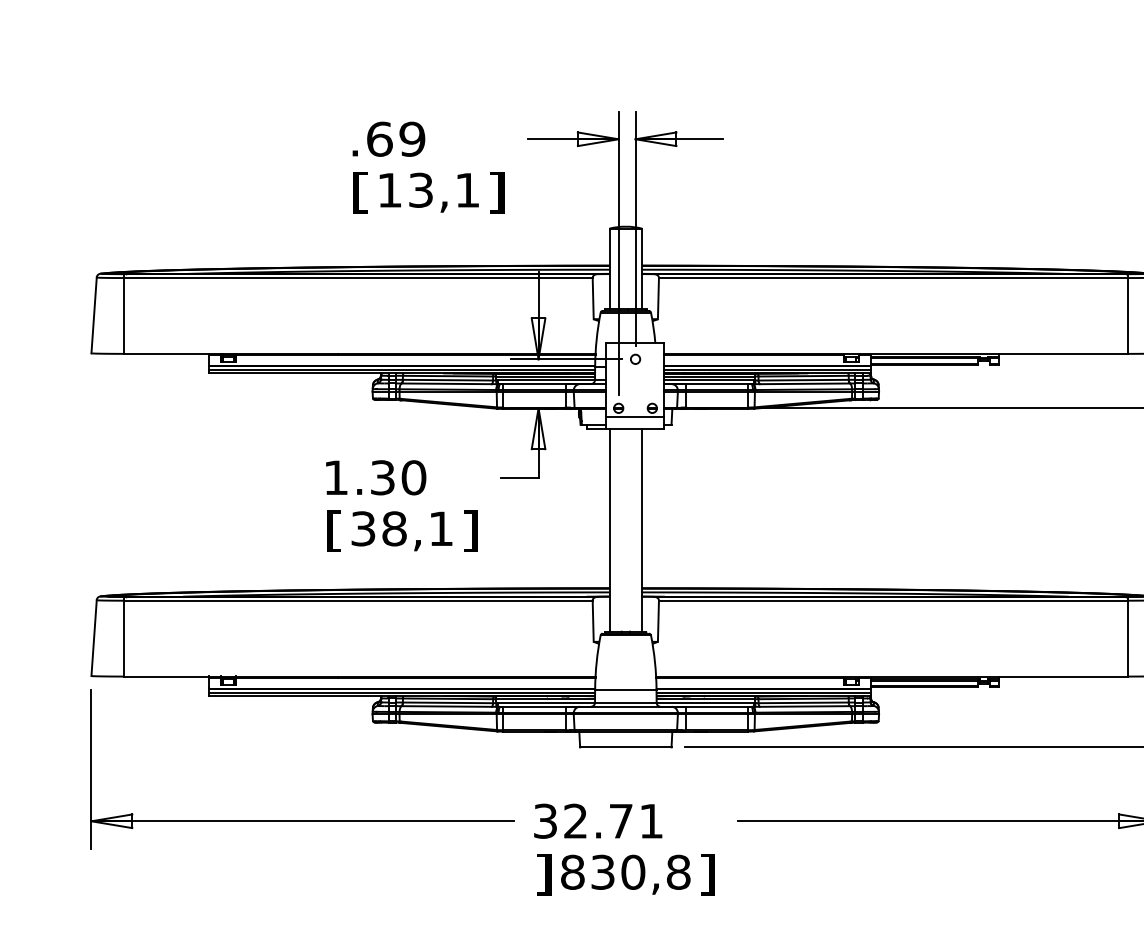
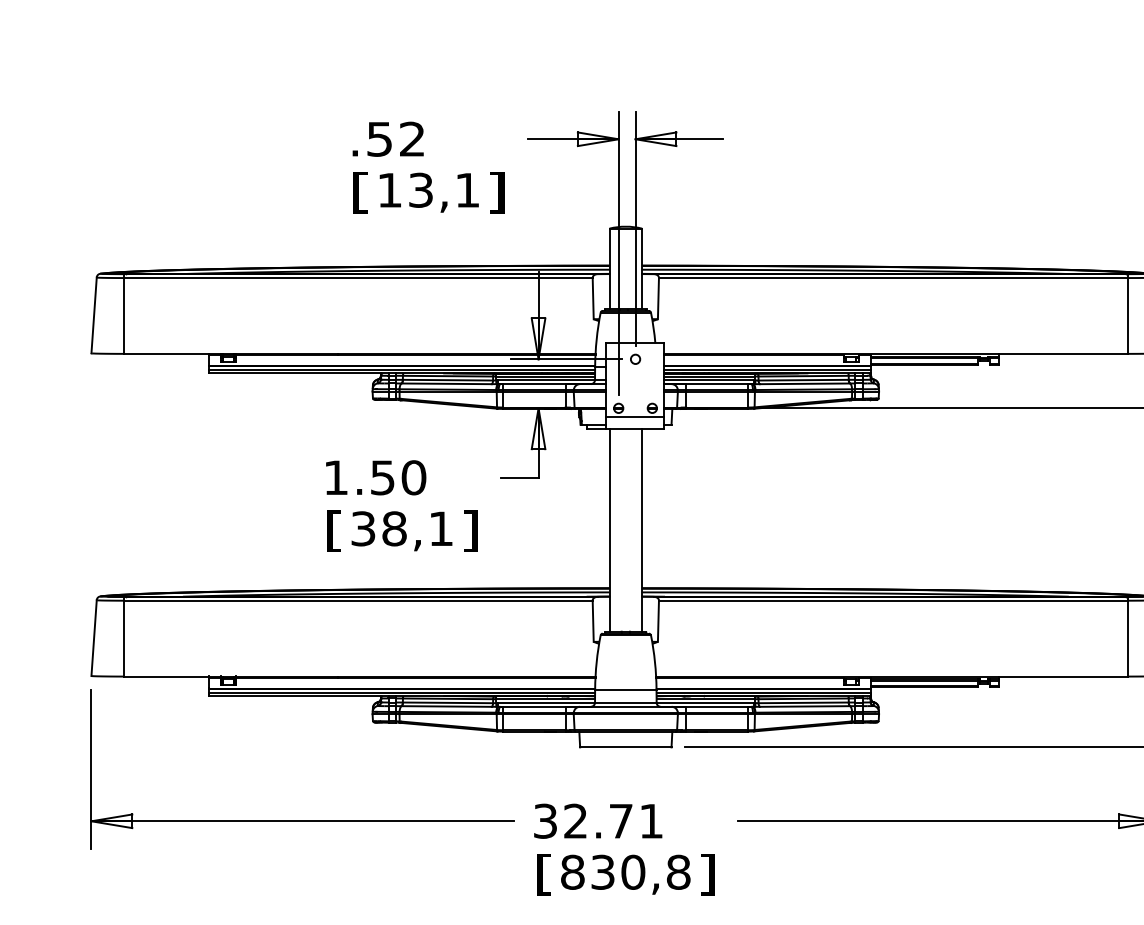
text: .69 -> .52 (396, 138)
text: 1.30 -> 1.50 (382, 477)
text: ] -> [ (544, 874)
